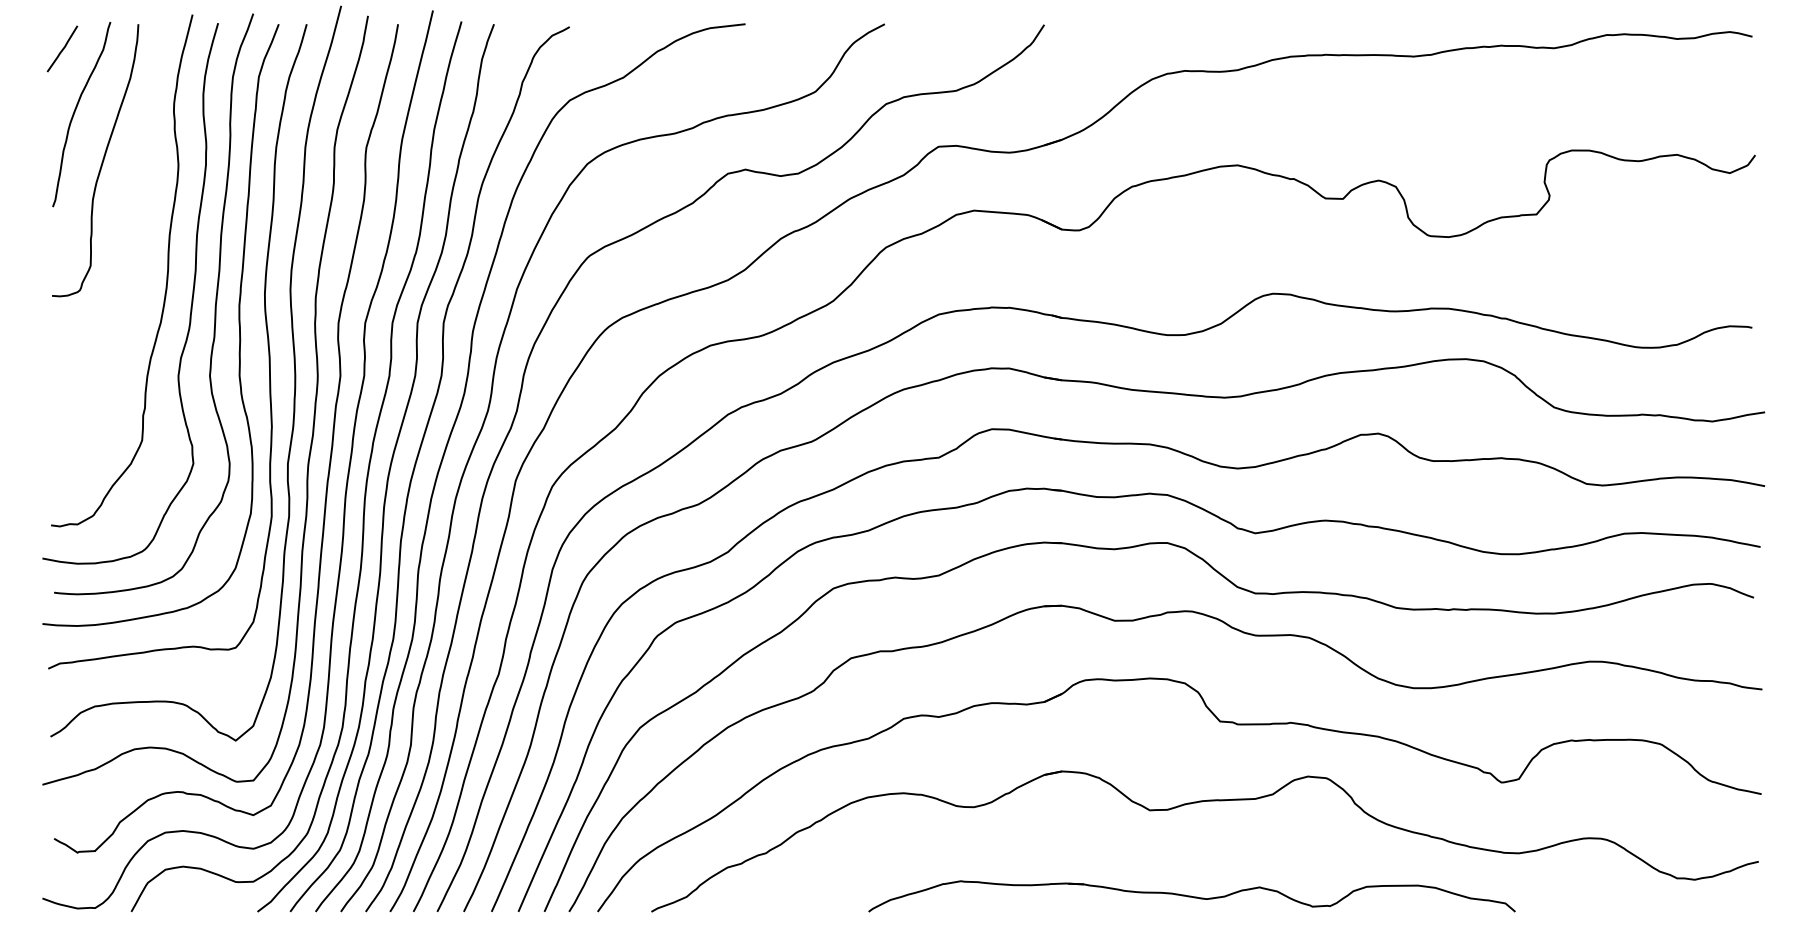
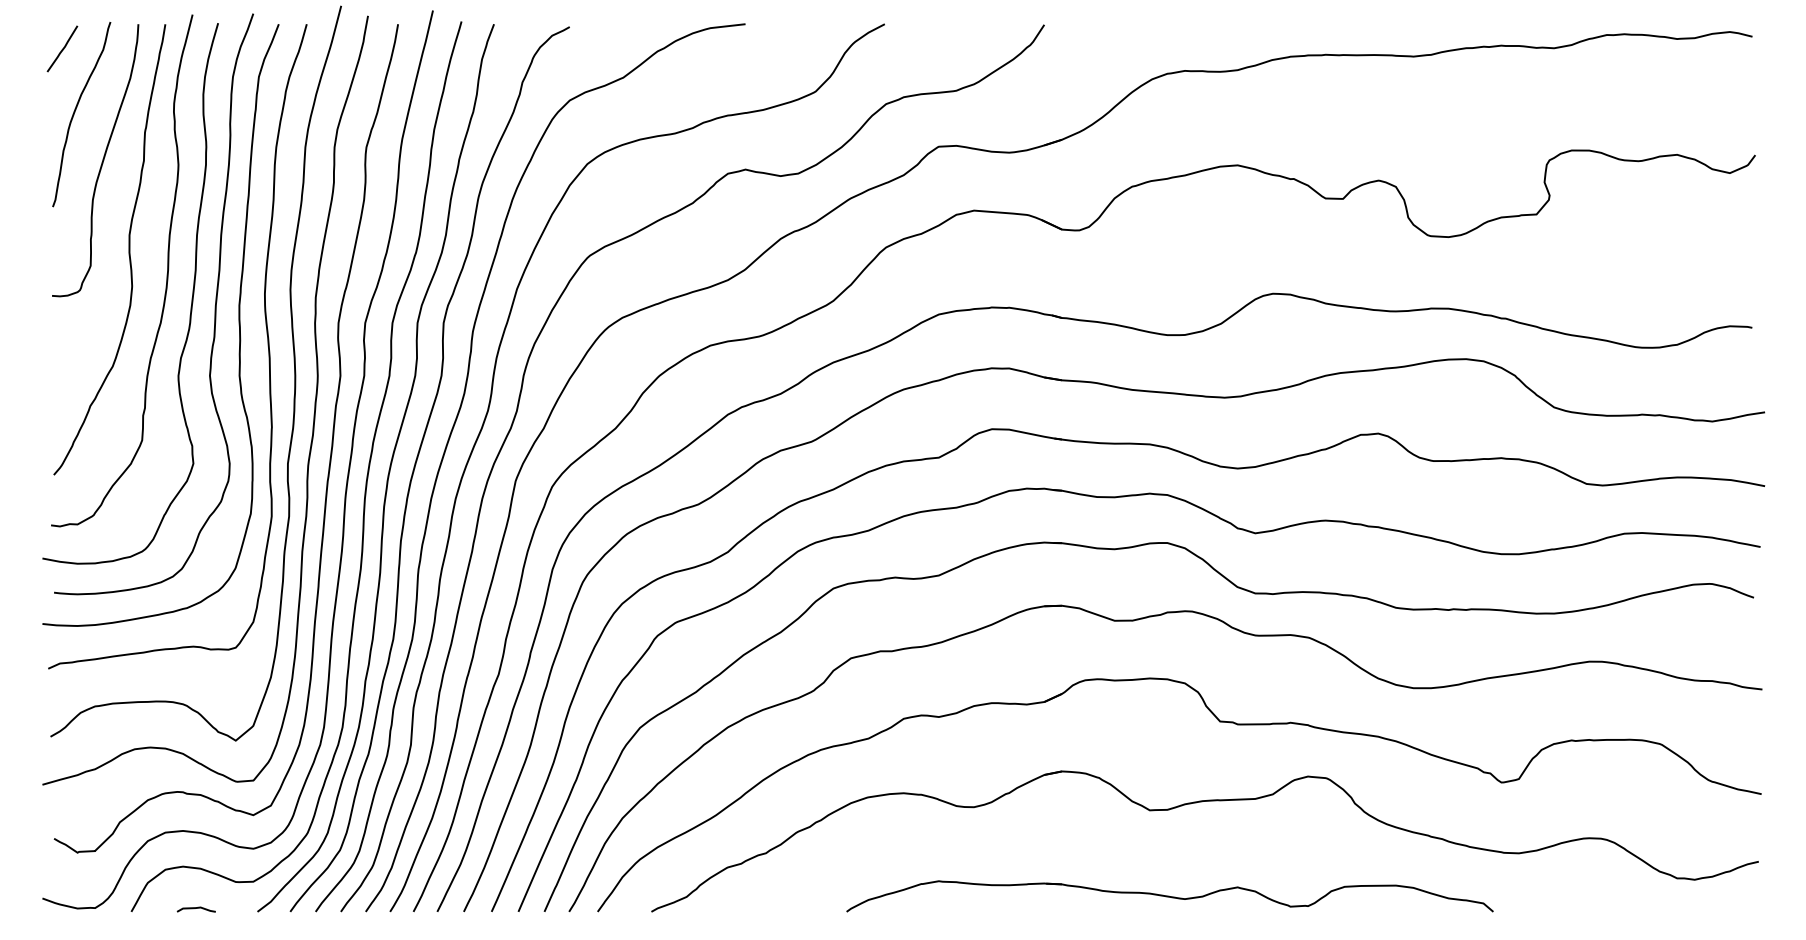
curve: none -> present (128, 249)
part position: (1191, 896) -> (1169, 896) (1169, 896)
curve: none -> present (195, 908)
